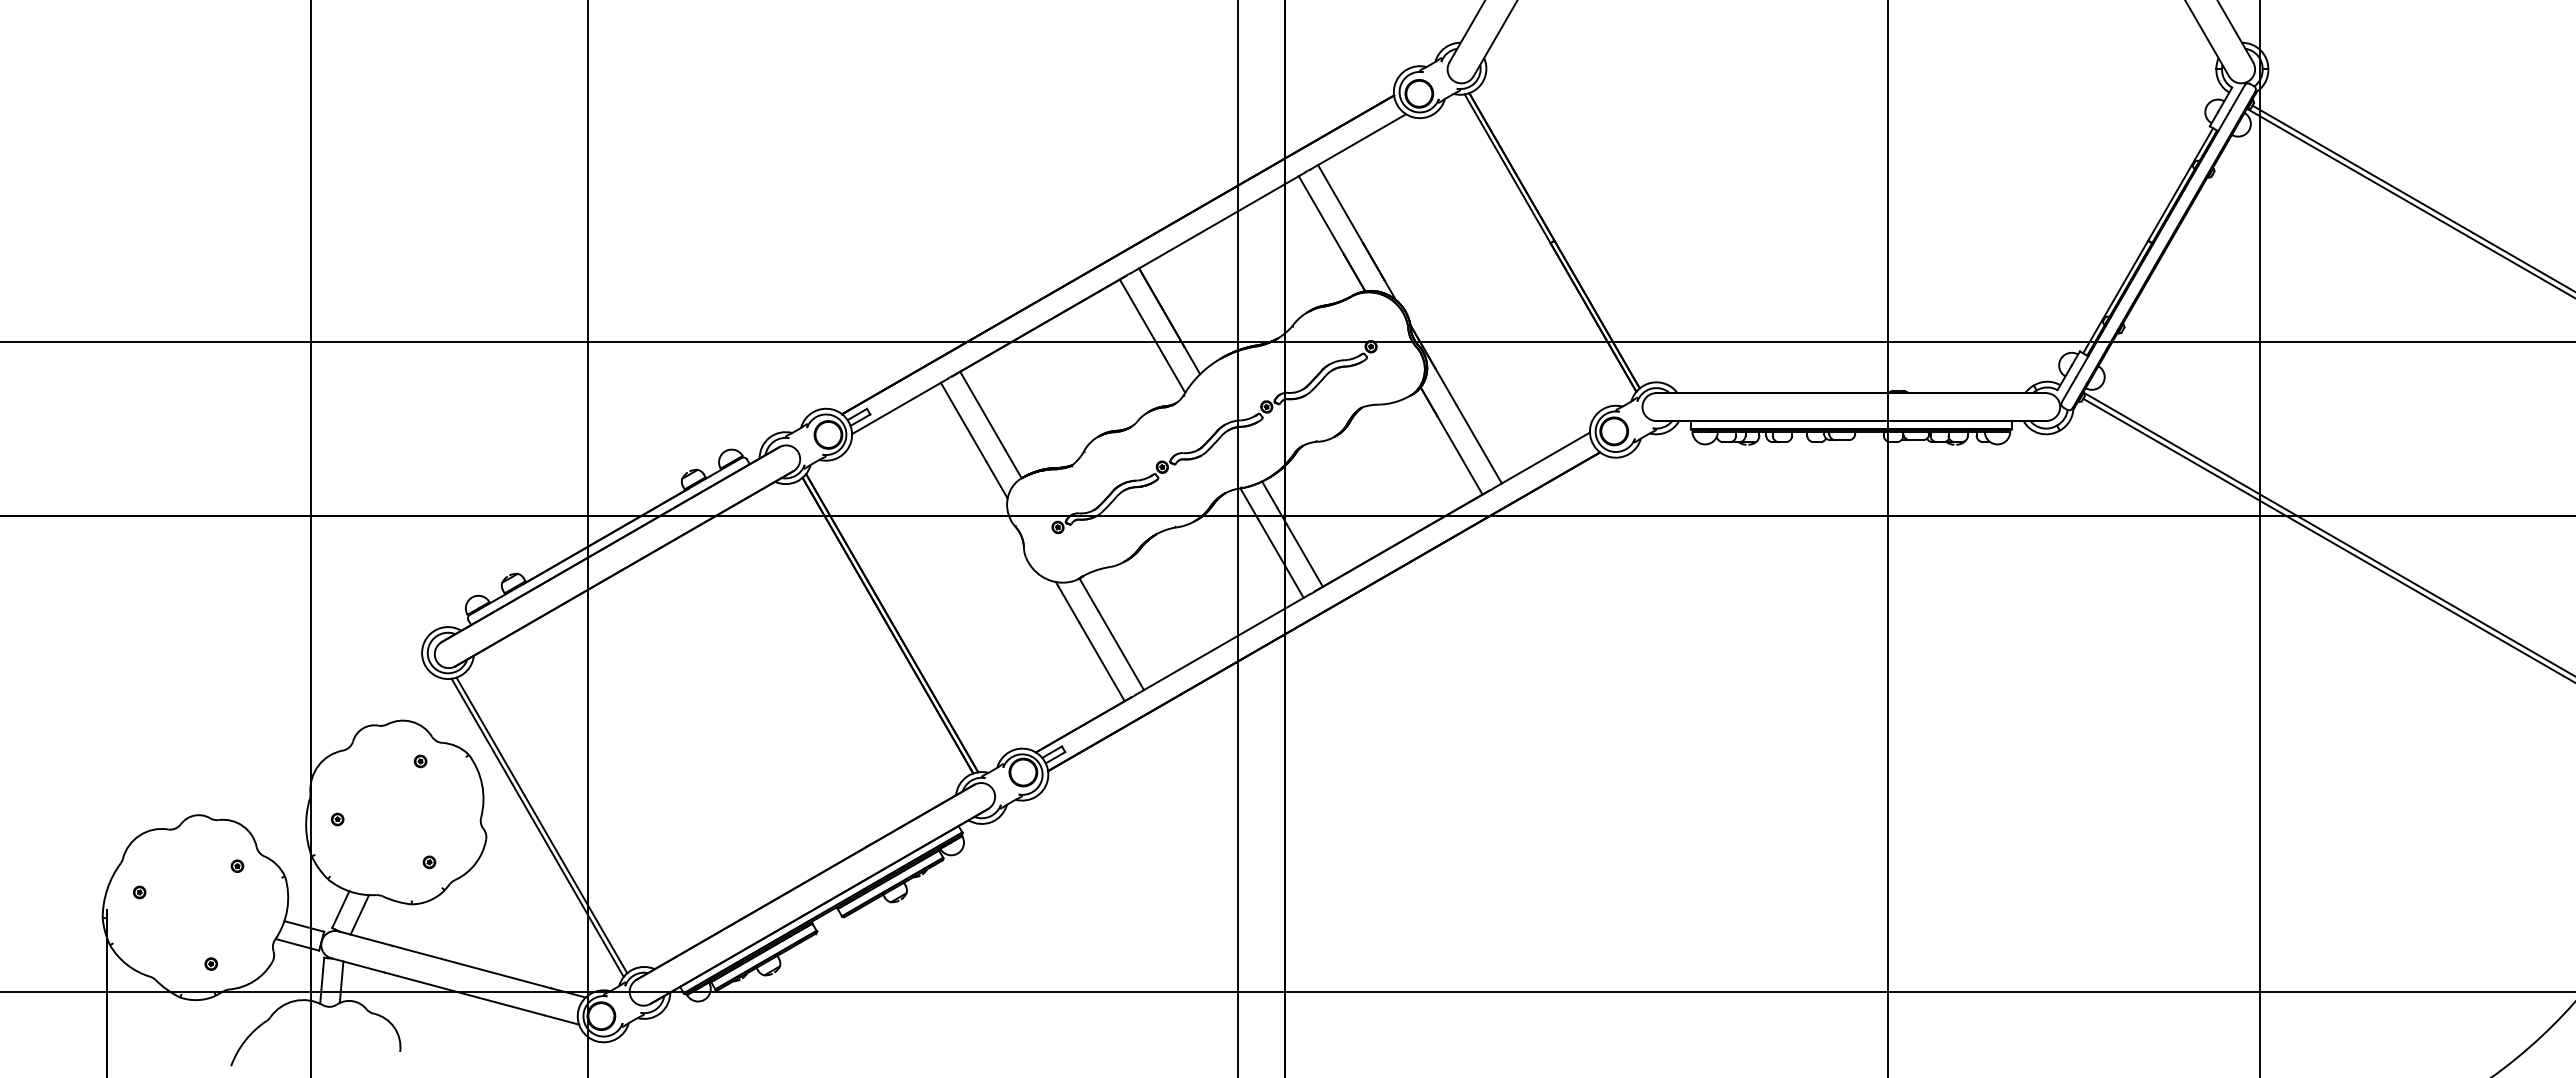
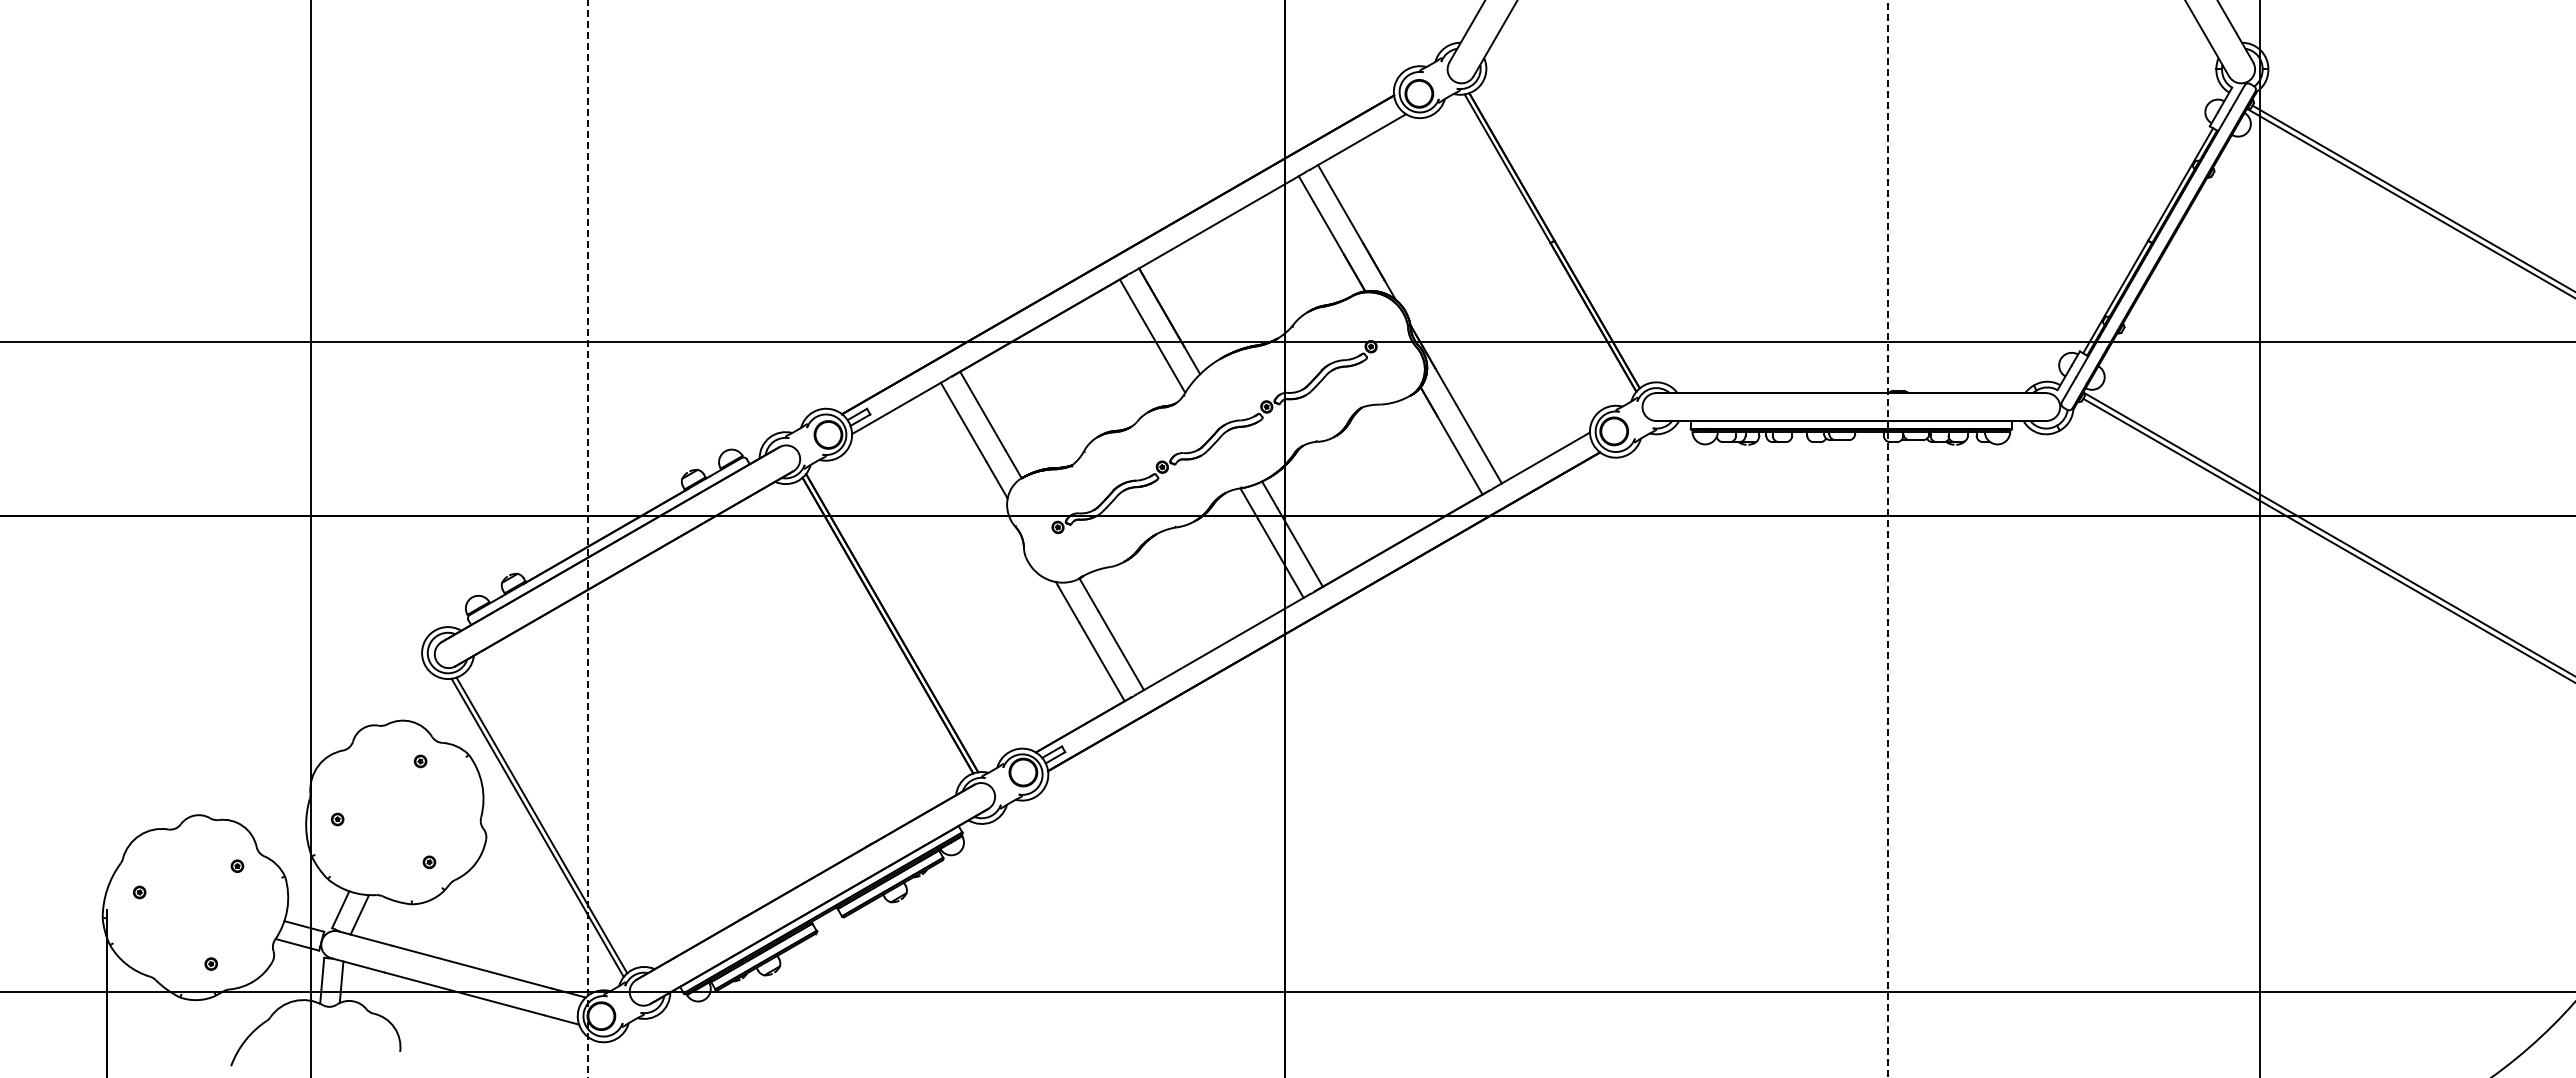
line: present -> none (1238, 538)
line: solid -> dashed (588, 539)
line: solid -> dashed (1887, 539)
